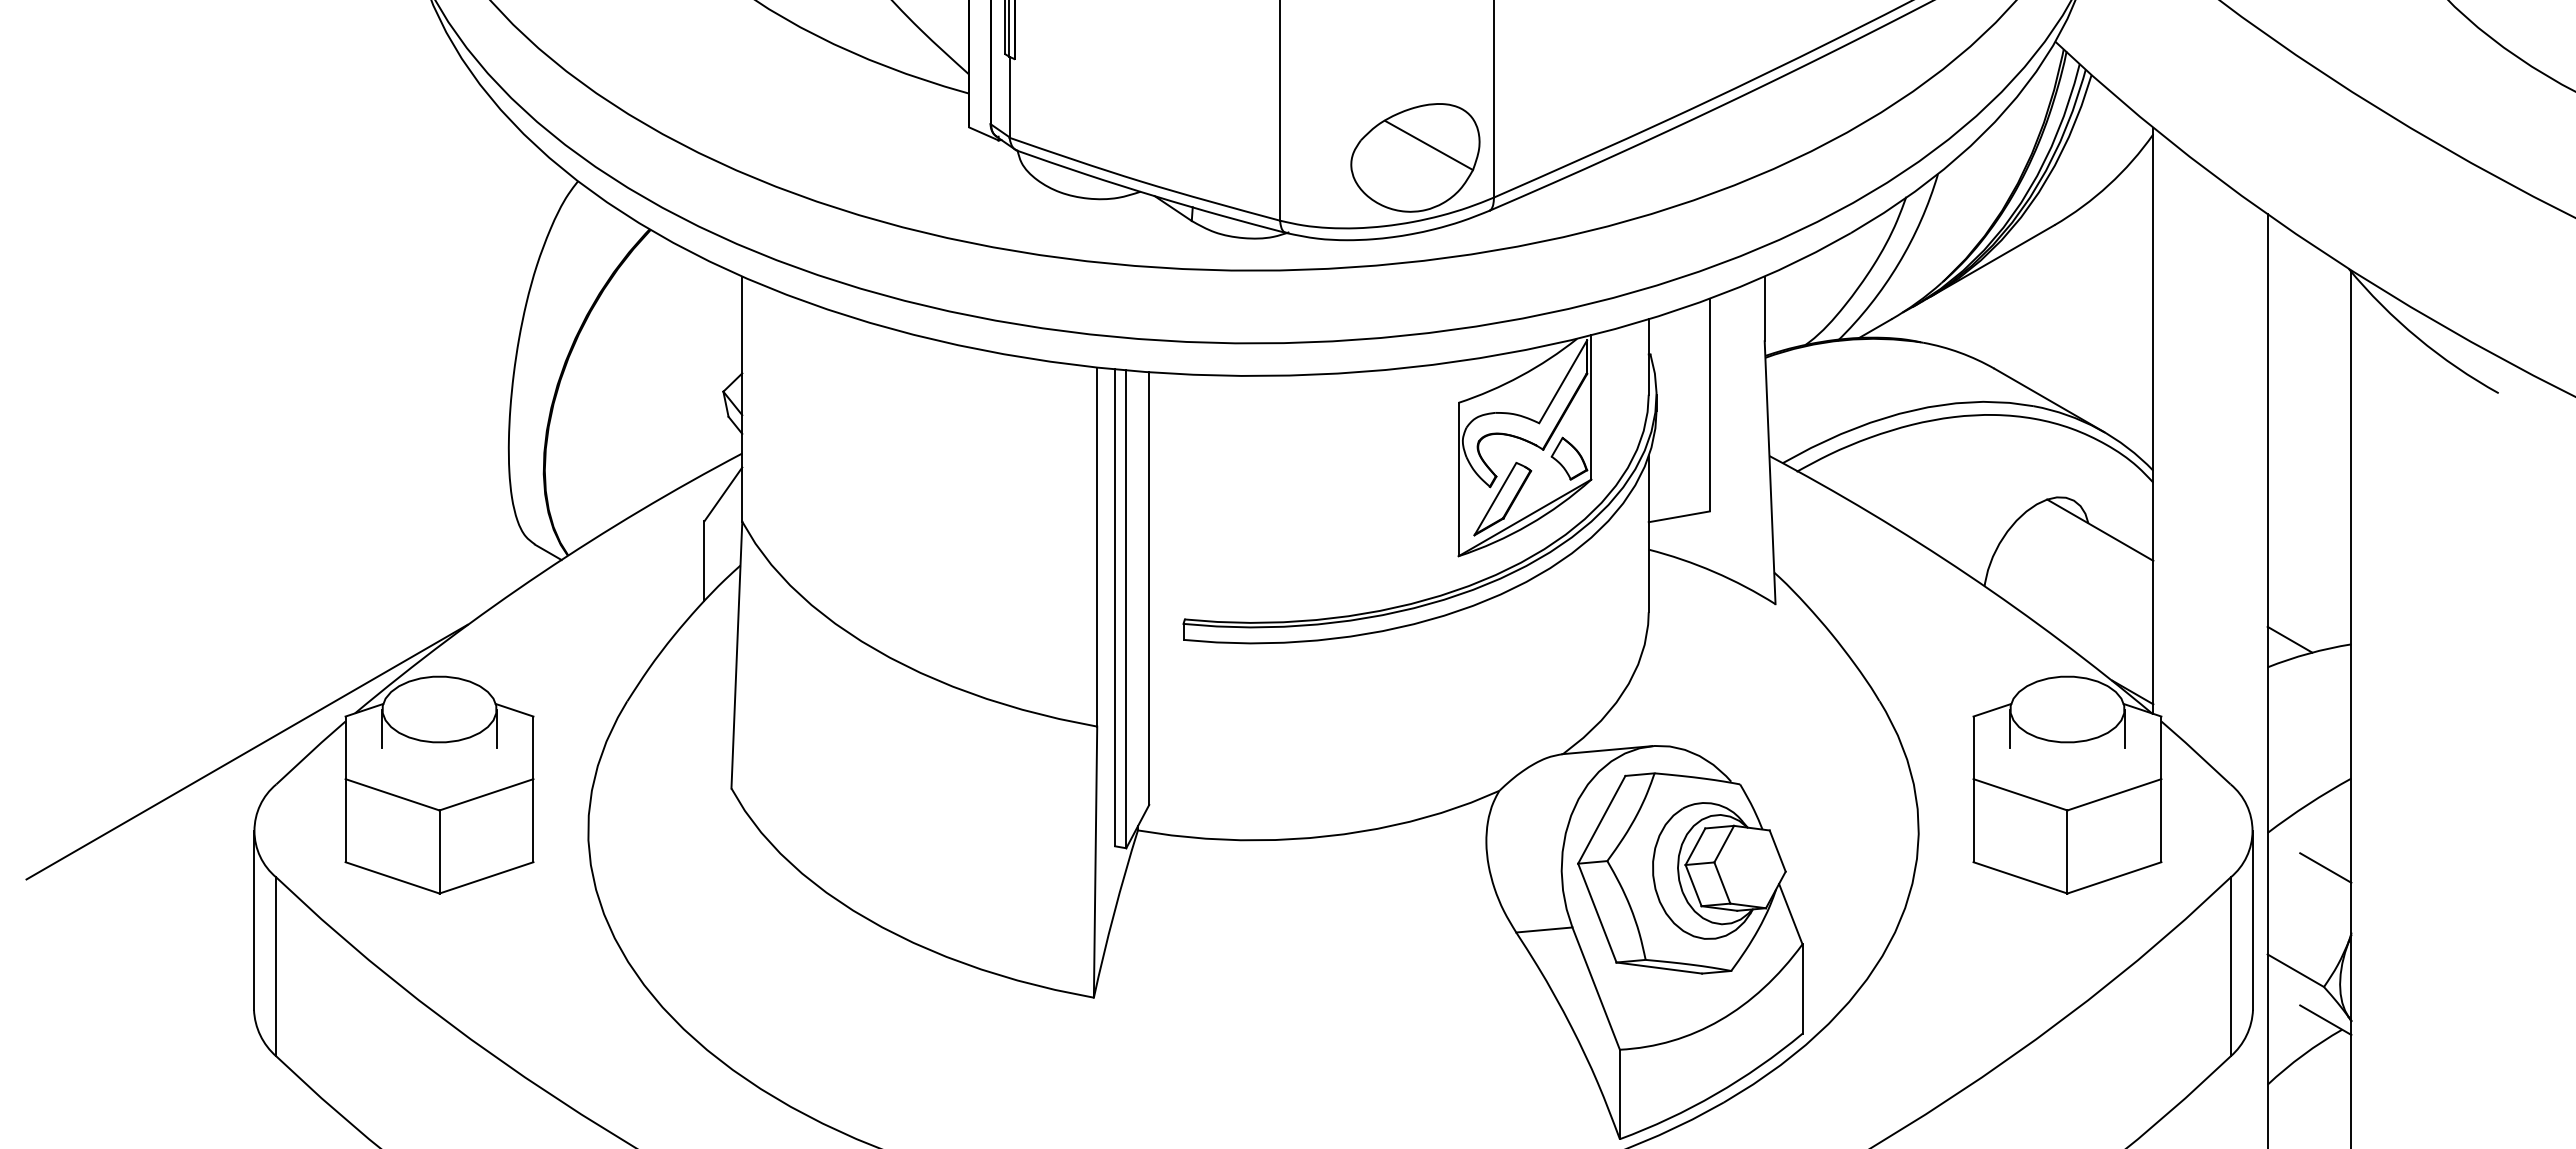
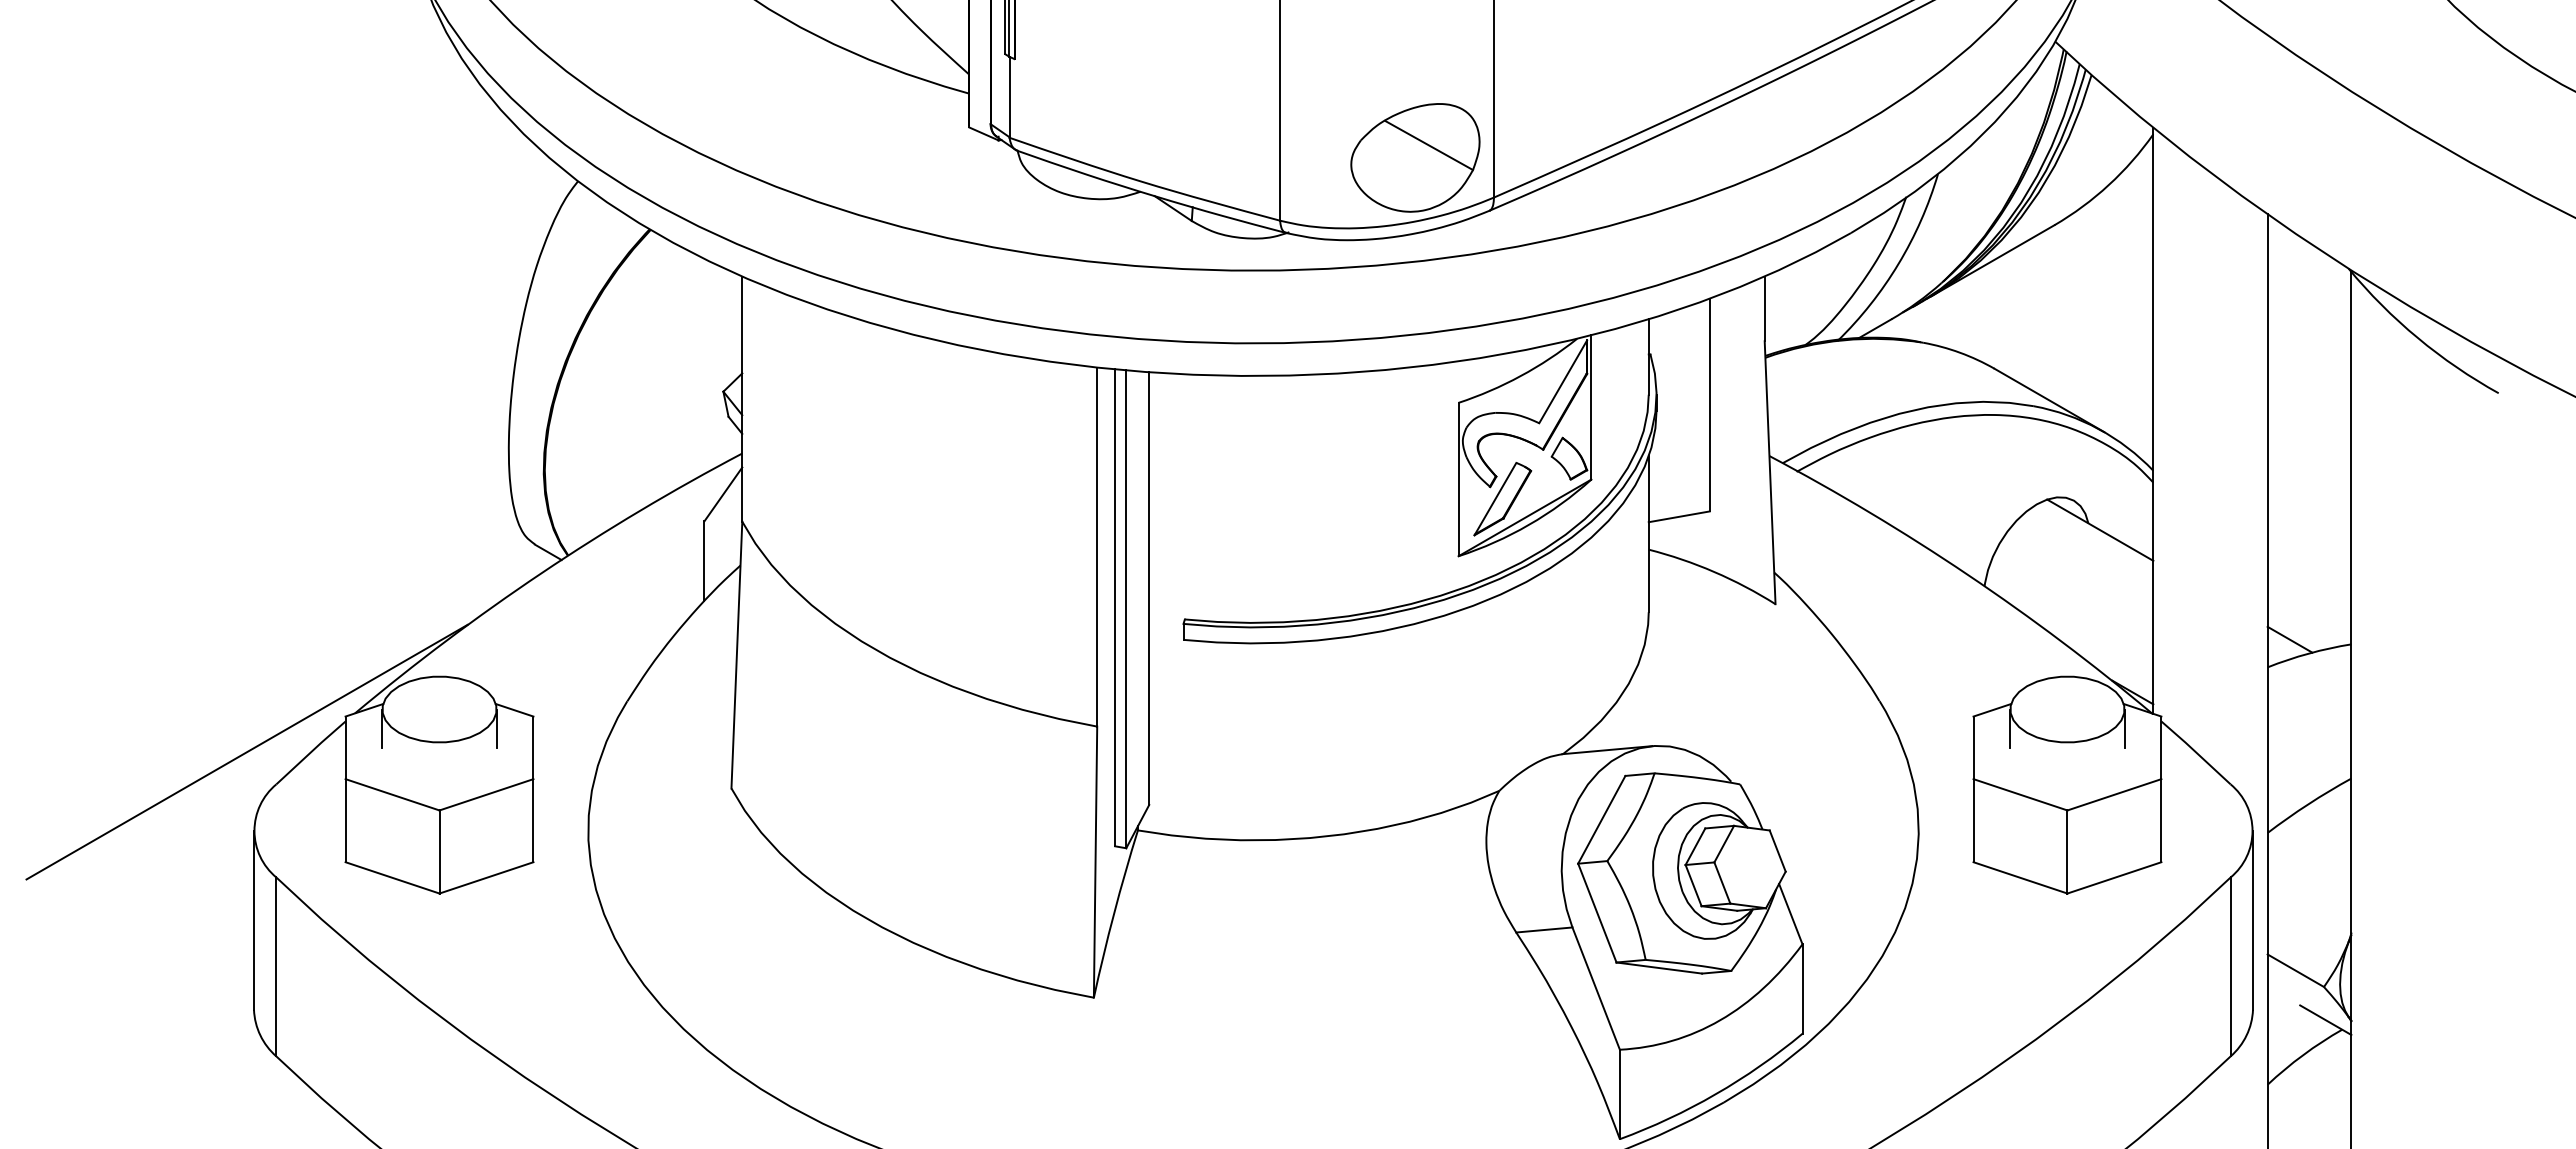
line: present -> none (2325, 867)
